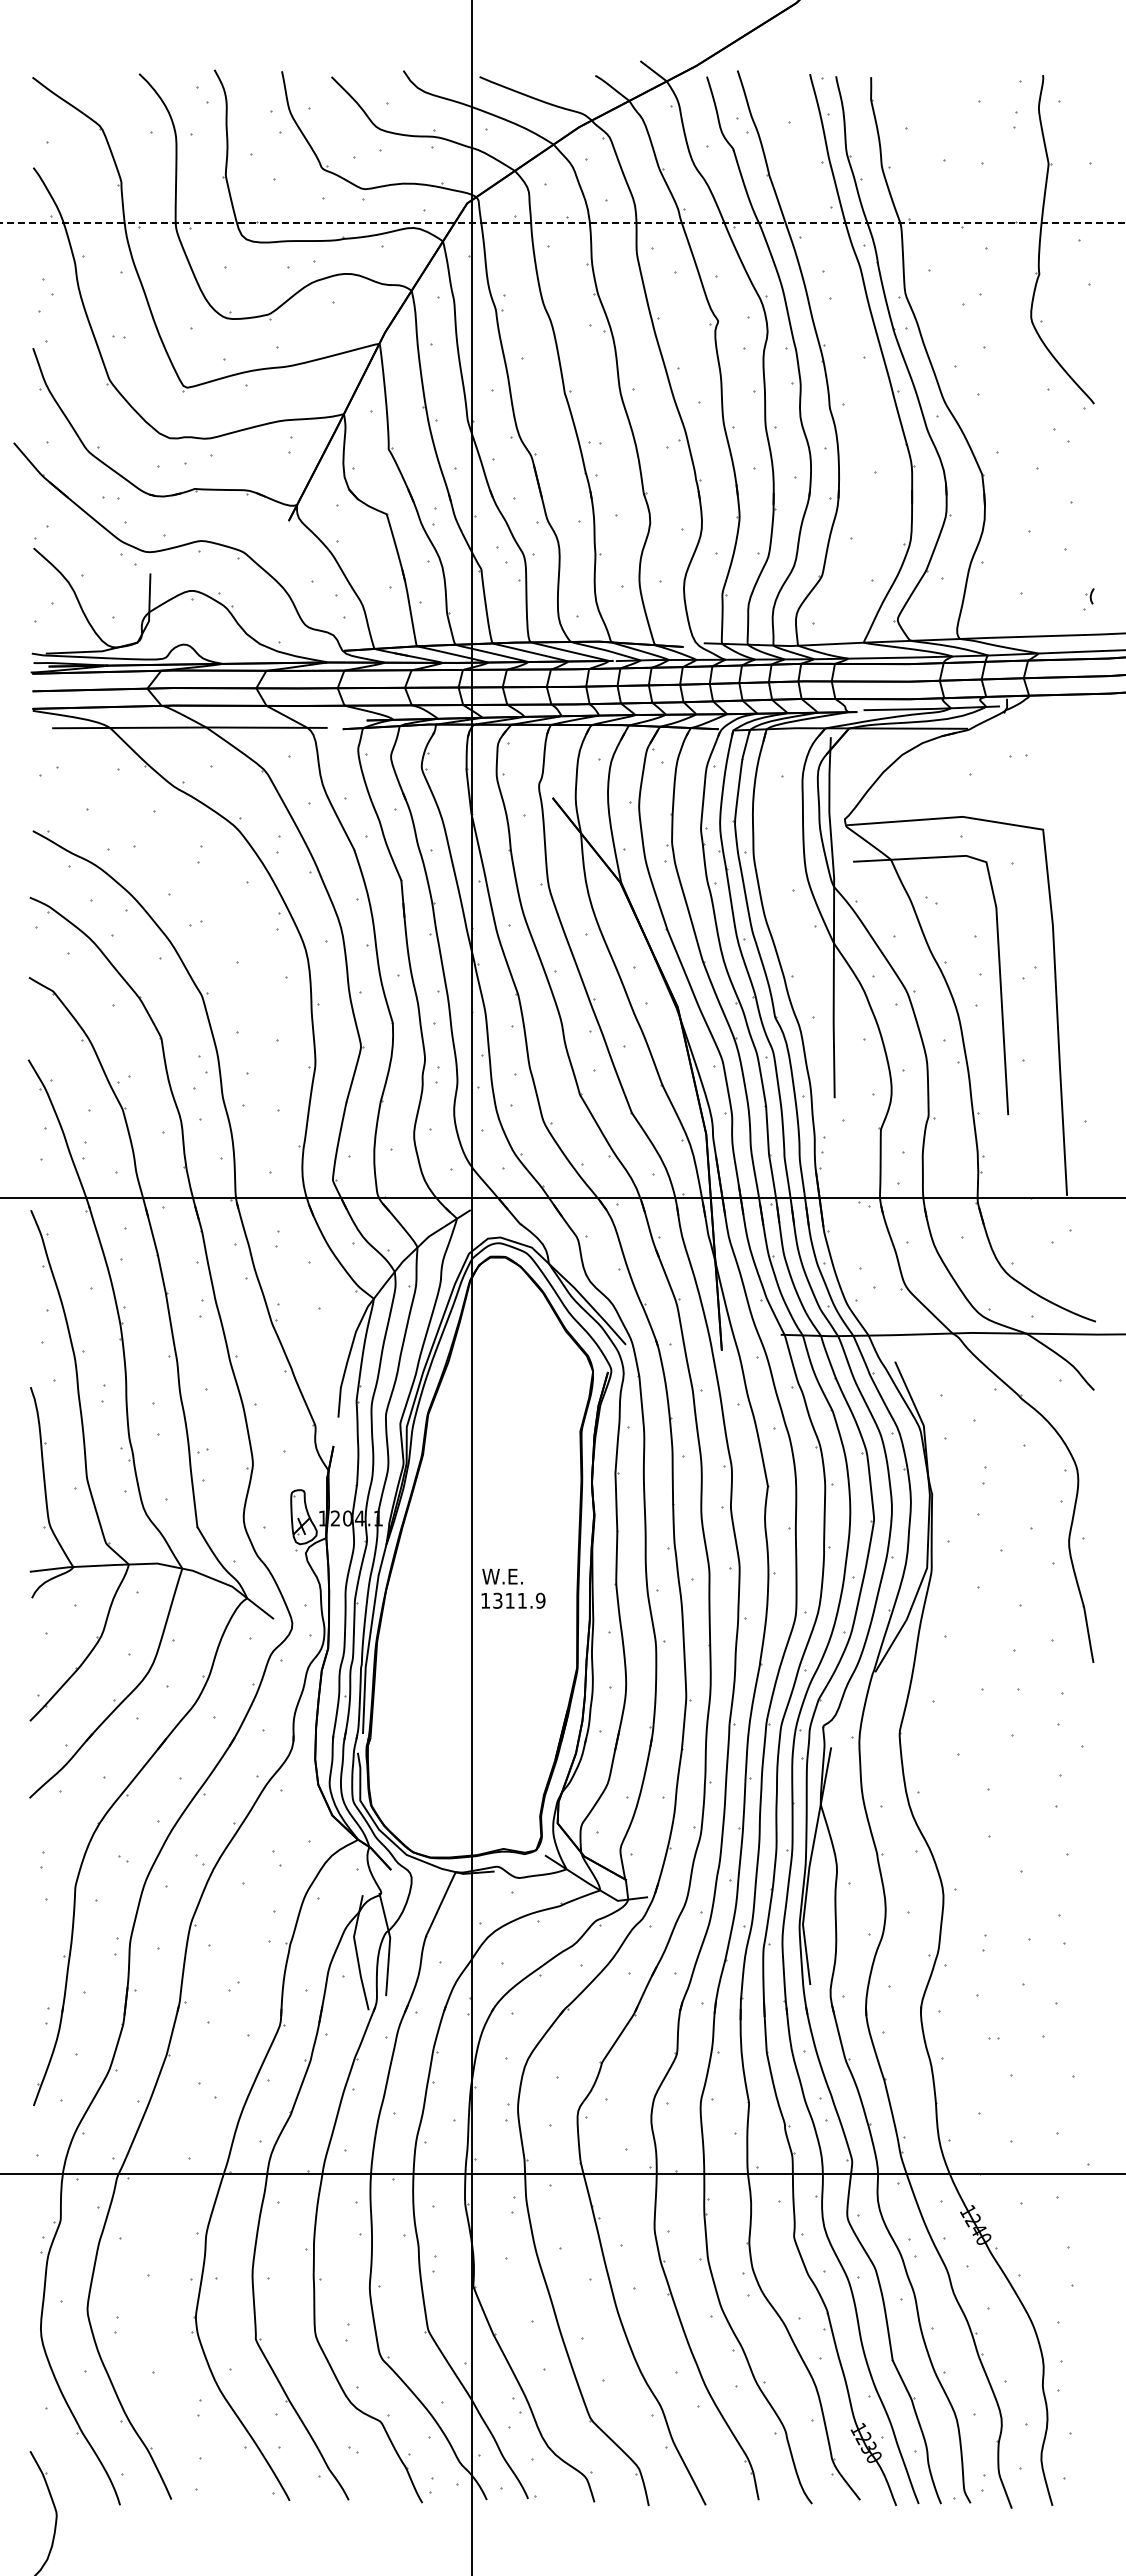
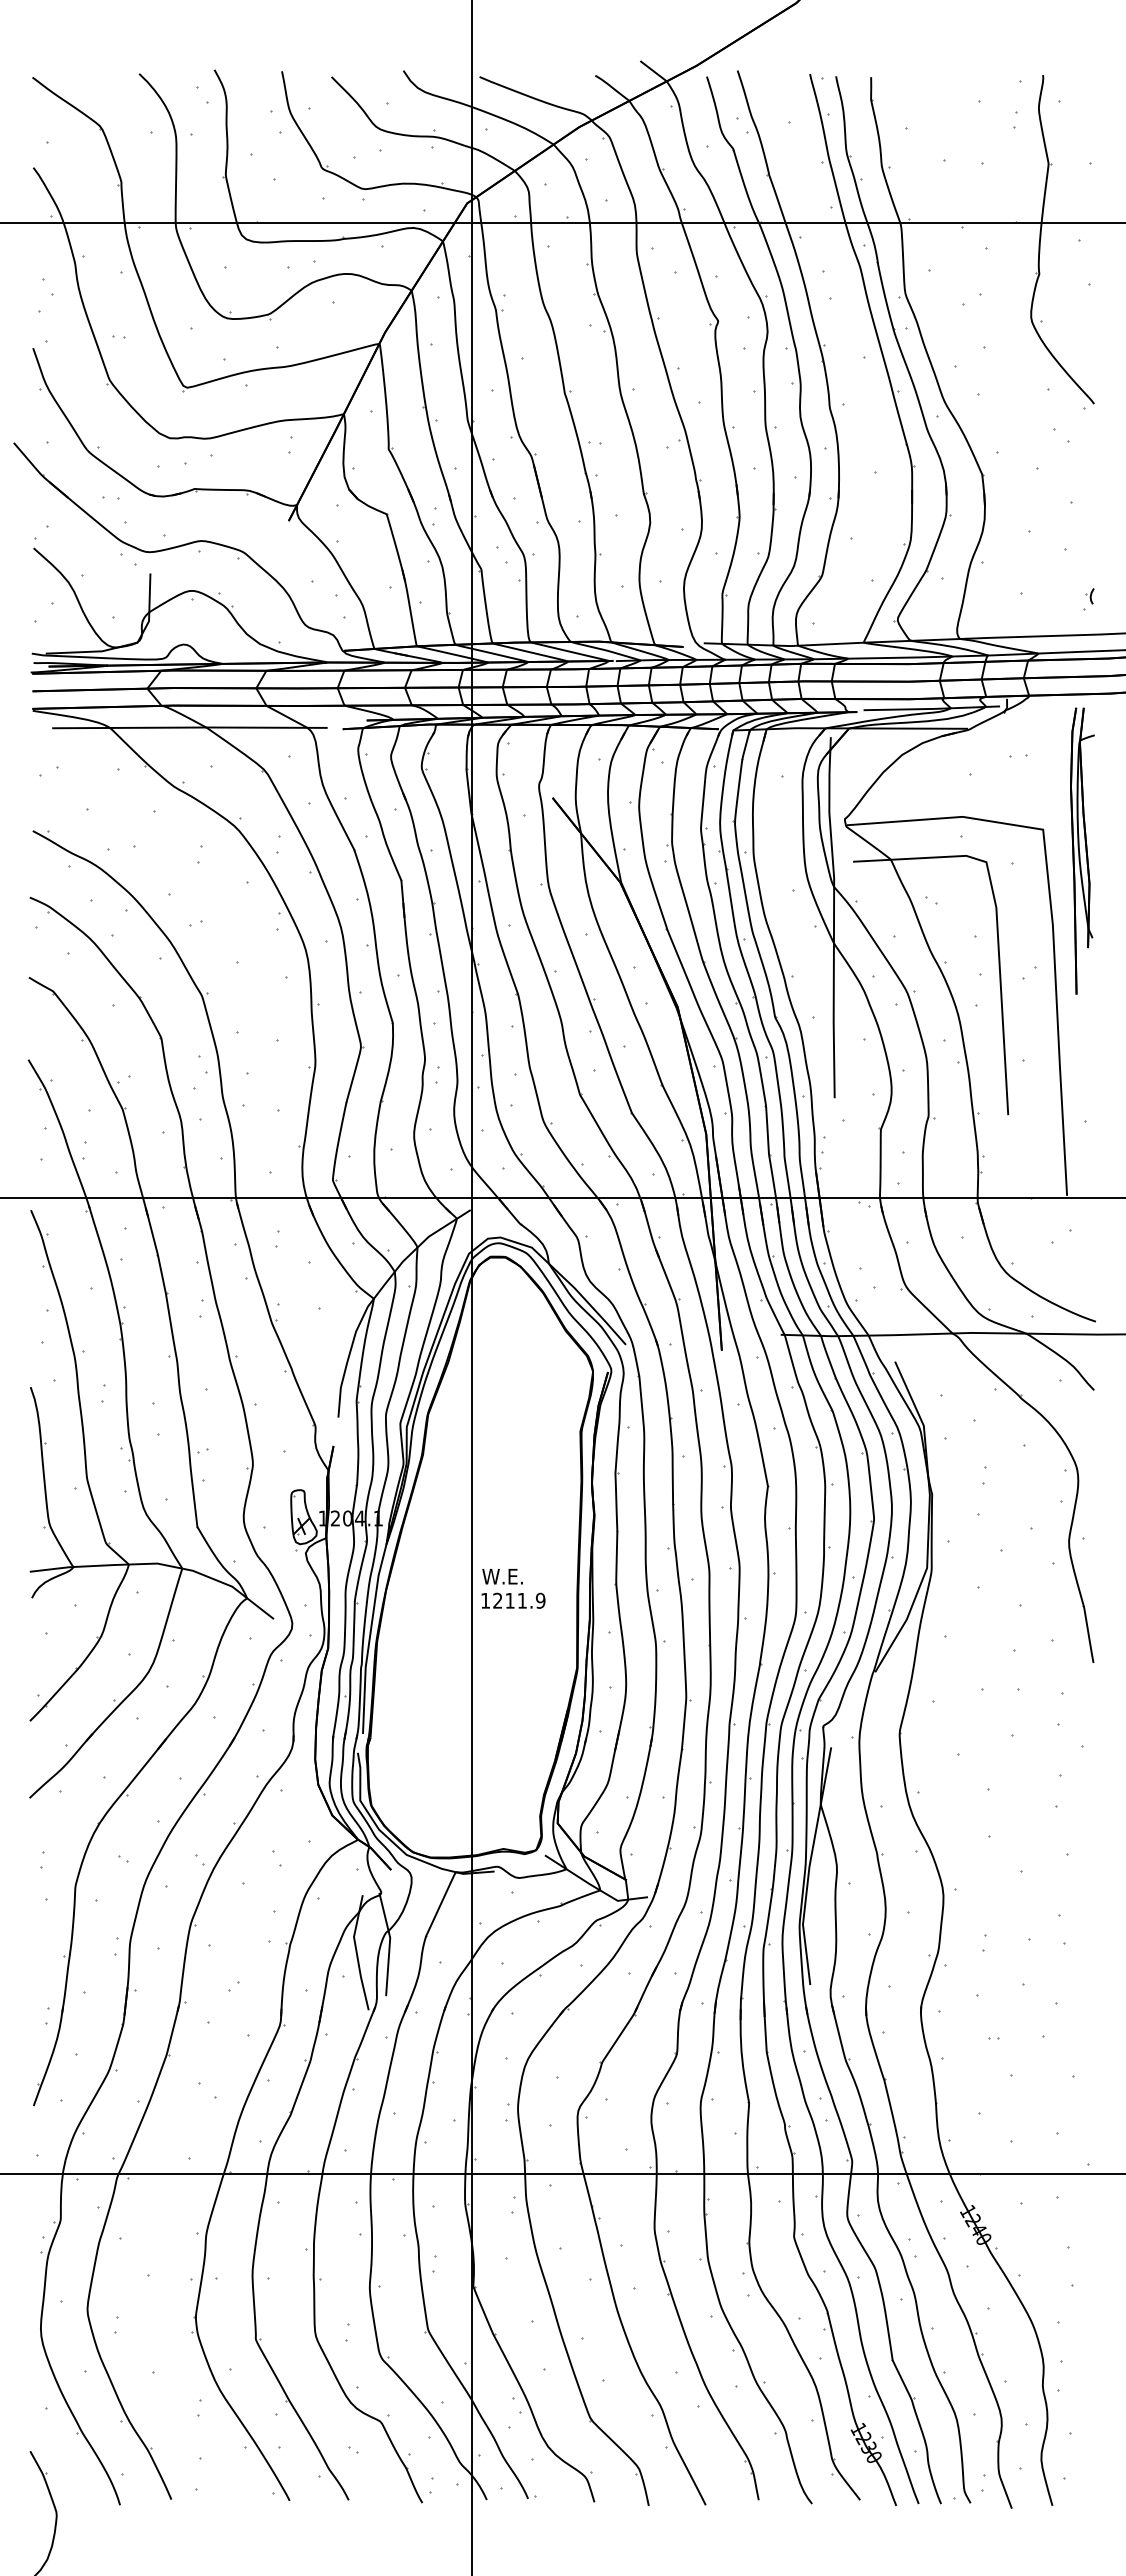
line: dashed -> solid (562, 223)
part: none -> present (1082, 850)
text: 1311.9 -> 1211.9 (497, 1600)
